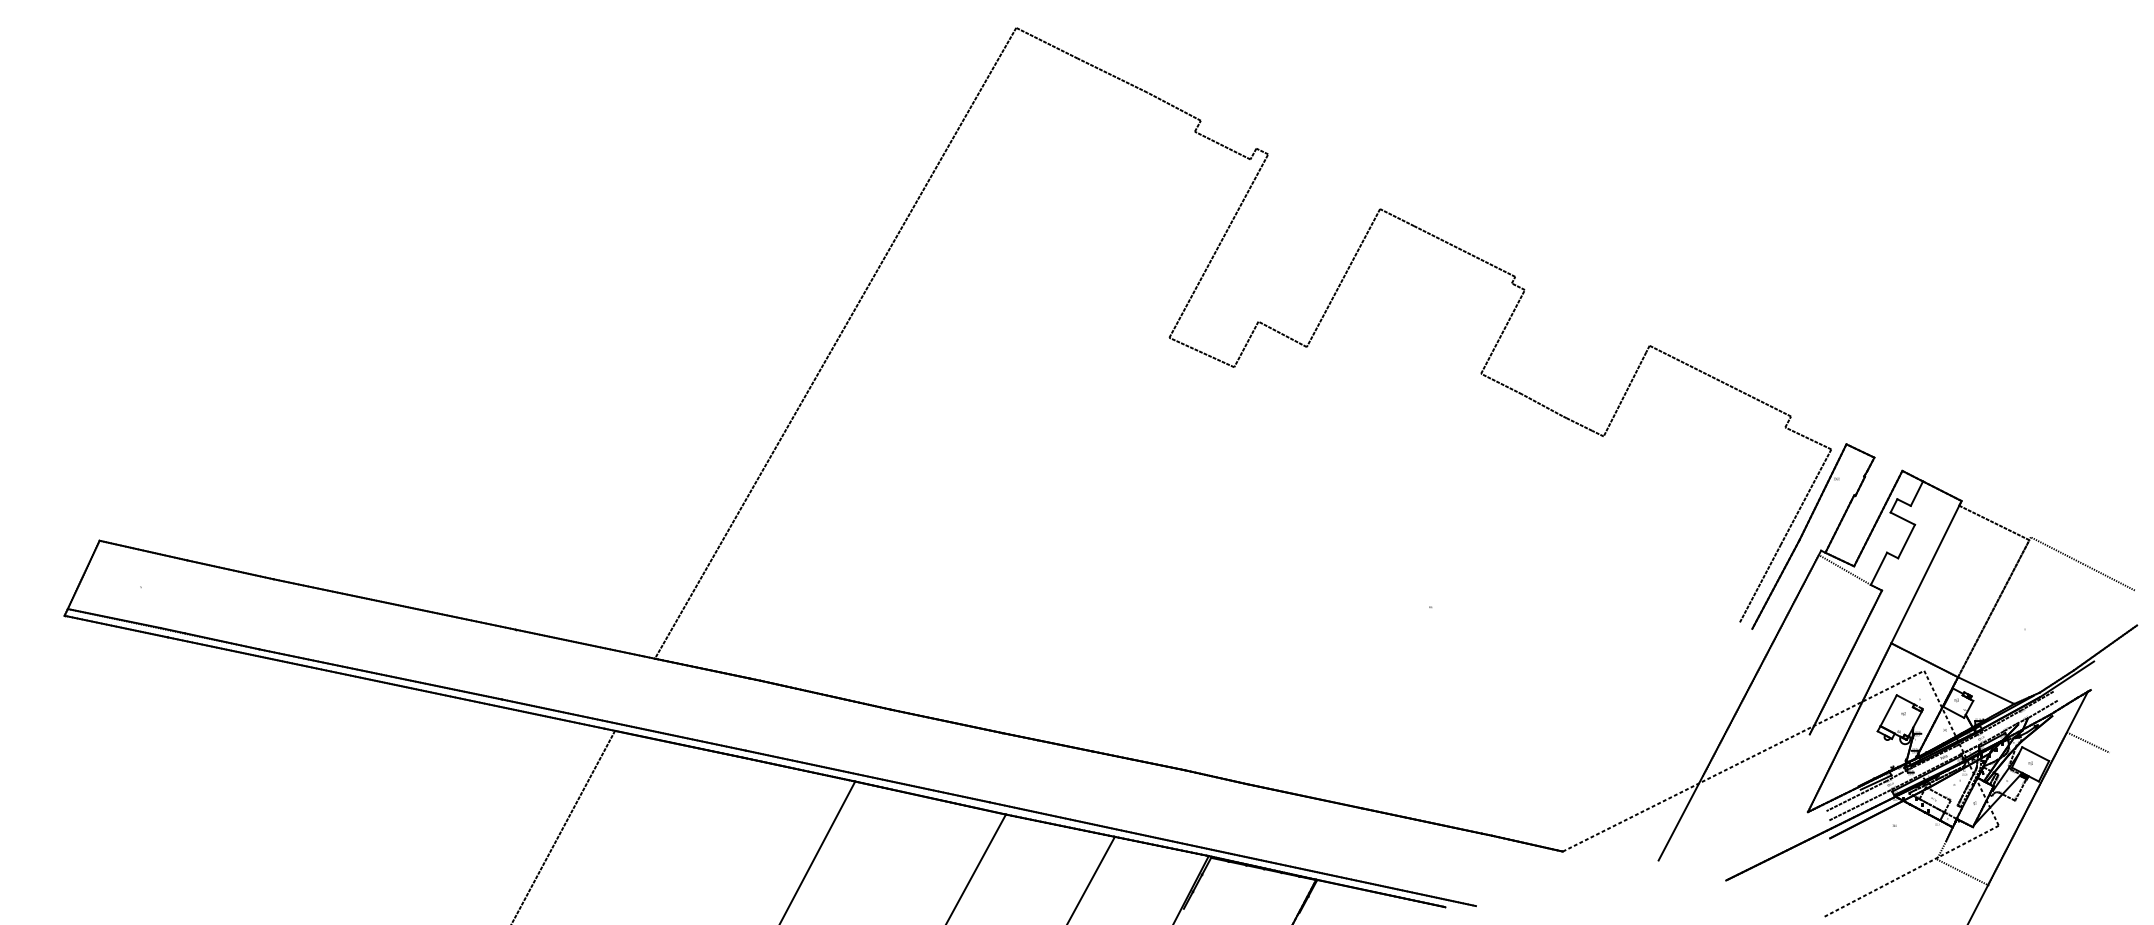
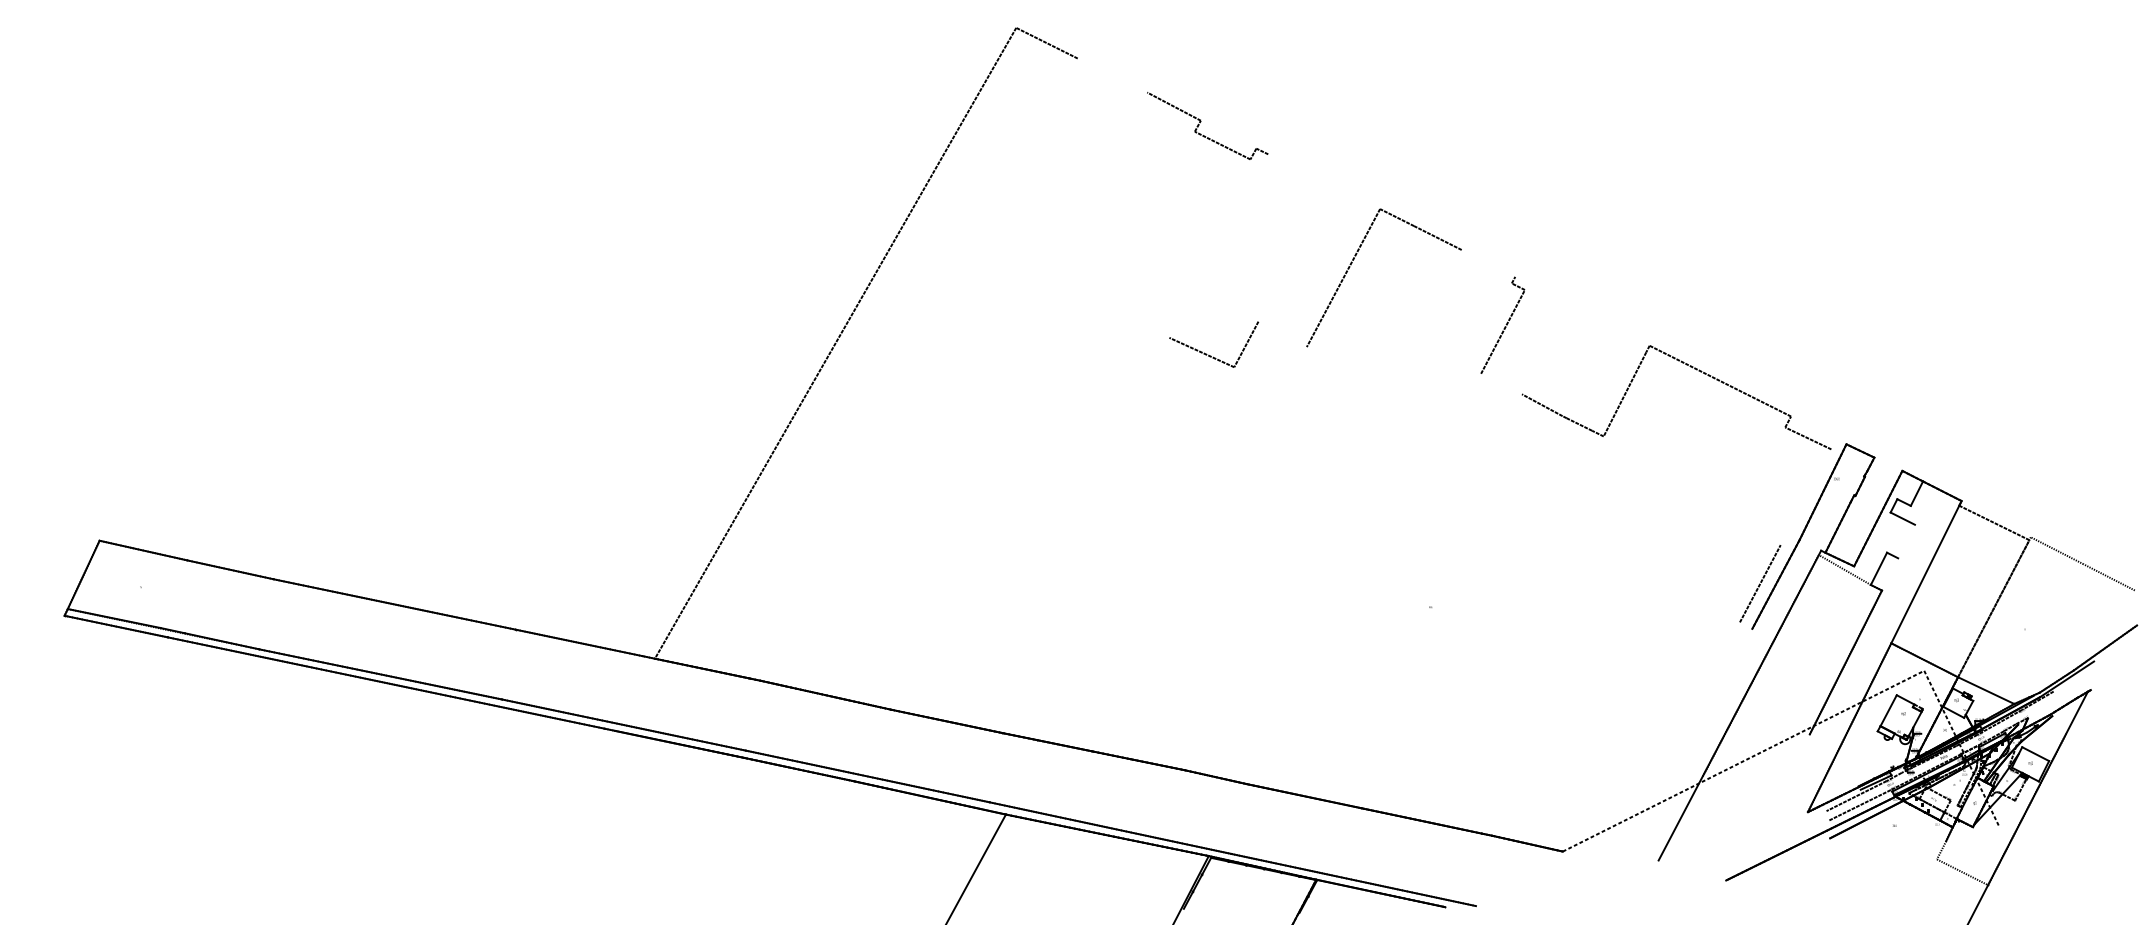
line: present -> none (1112, 75)
line: present -> none (1218, 245)
line: present -> none (1488, 263)
line: present -> none (1282, 334)
line: present -> none (1501, 383)
line: present -> none (1805, 497)
line: present -> none (1906, 541)
line: present -> none (2043, 708)
line: present -> none (2087, 742)
line: present -> none (563, 825)
line: present -> none (818, 851)
line: present -> none (1910, 871)
line: present -> none (1091, 878)
